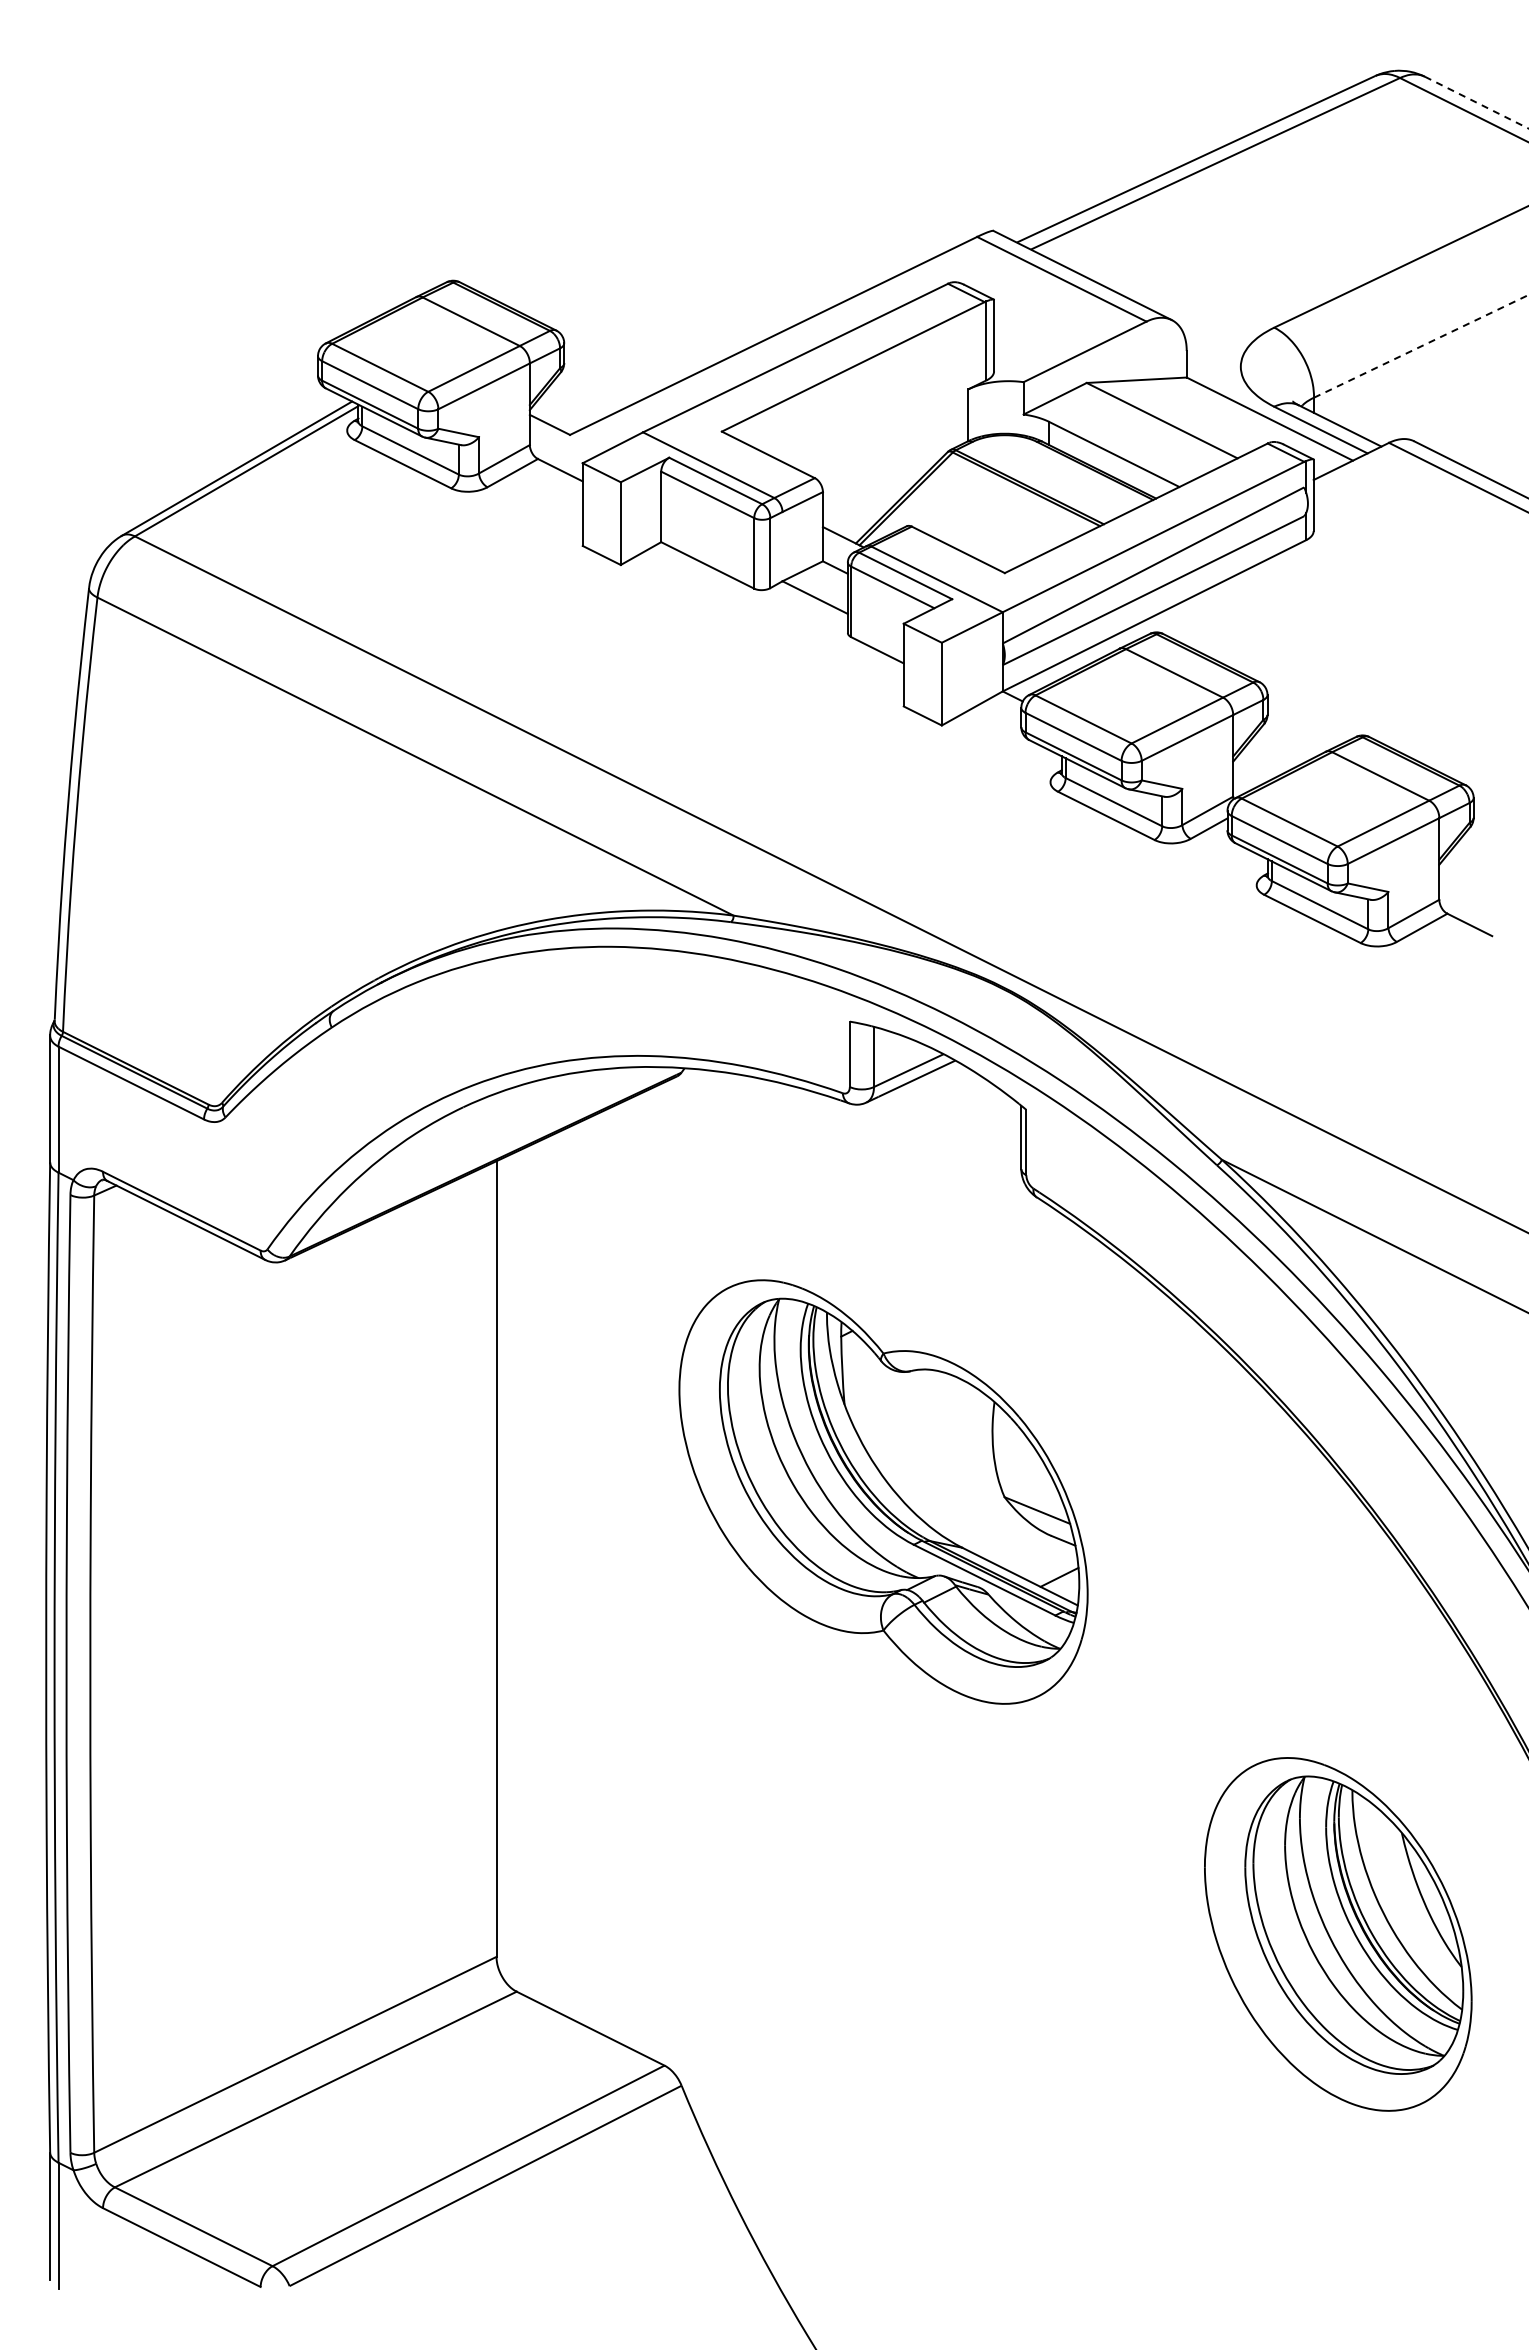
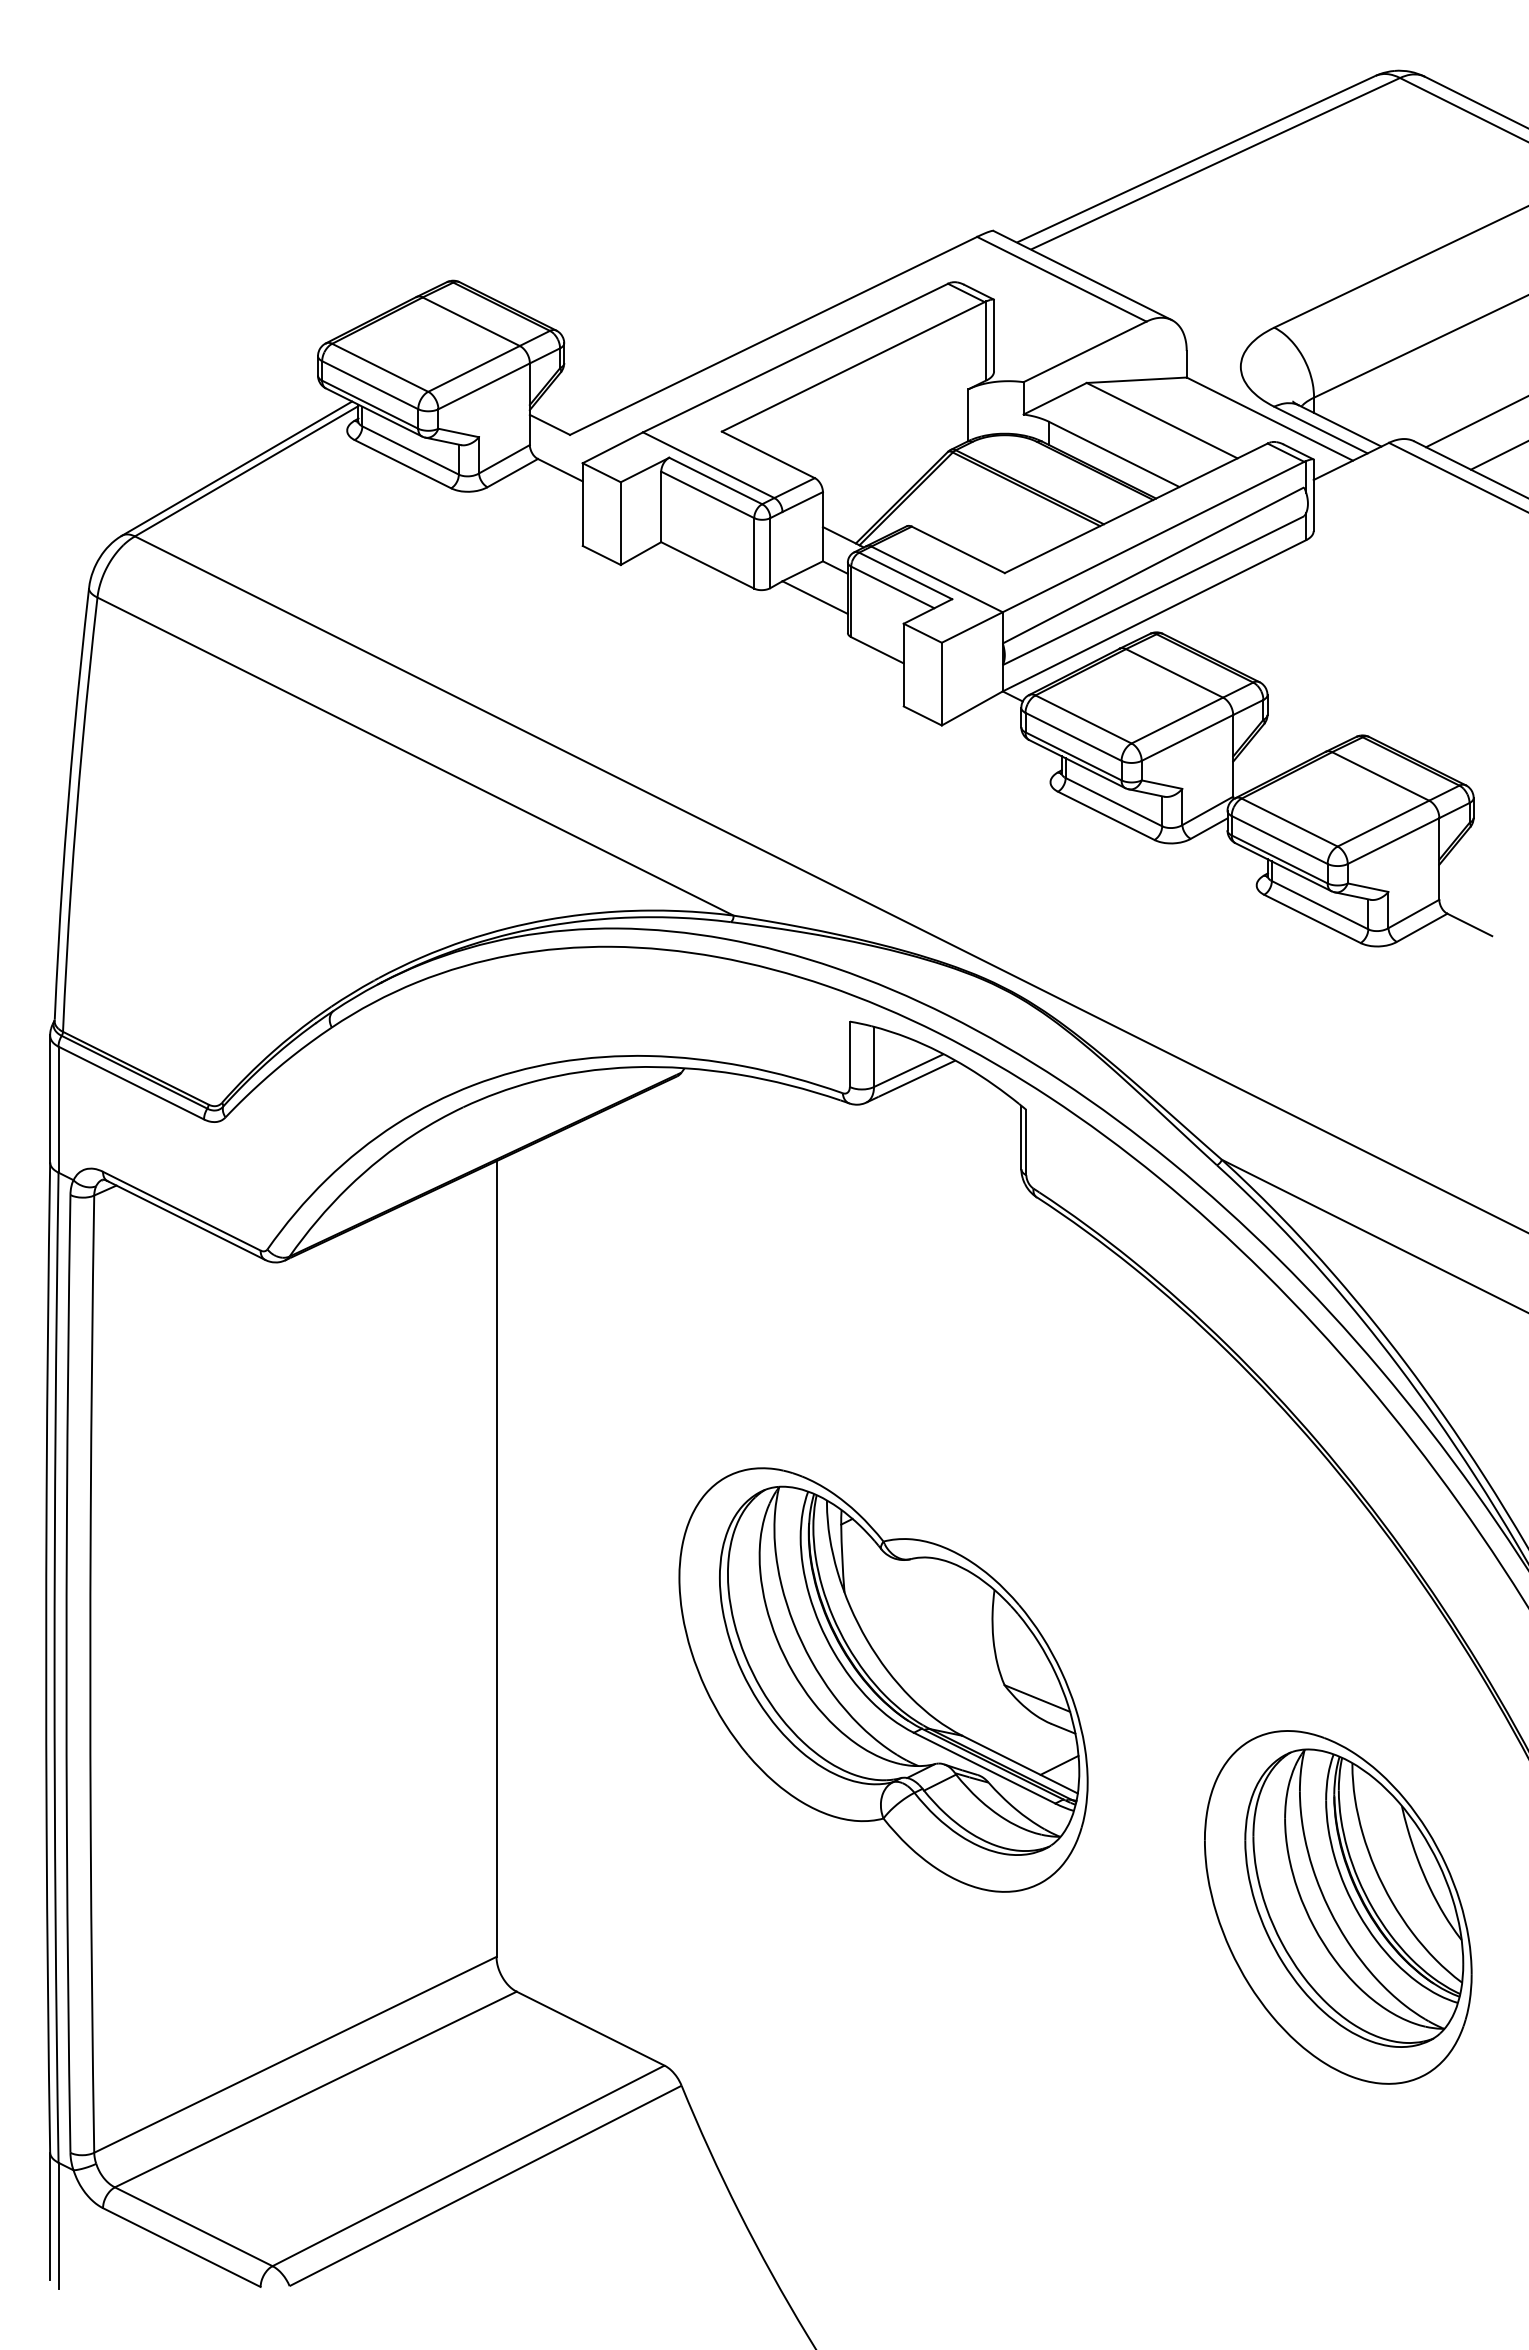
line: dashed -> solid (1476, 102)
line: dashed -> solid (1421, 346)
line: none -> present (1475, 422)
line: none -> present (1497, 455)
part position: (883, 1491) -> (883, 1679) (883, 1679)
part position: (1338, 1934) -> (1338, 1907) (1338, 1907)
